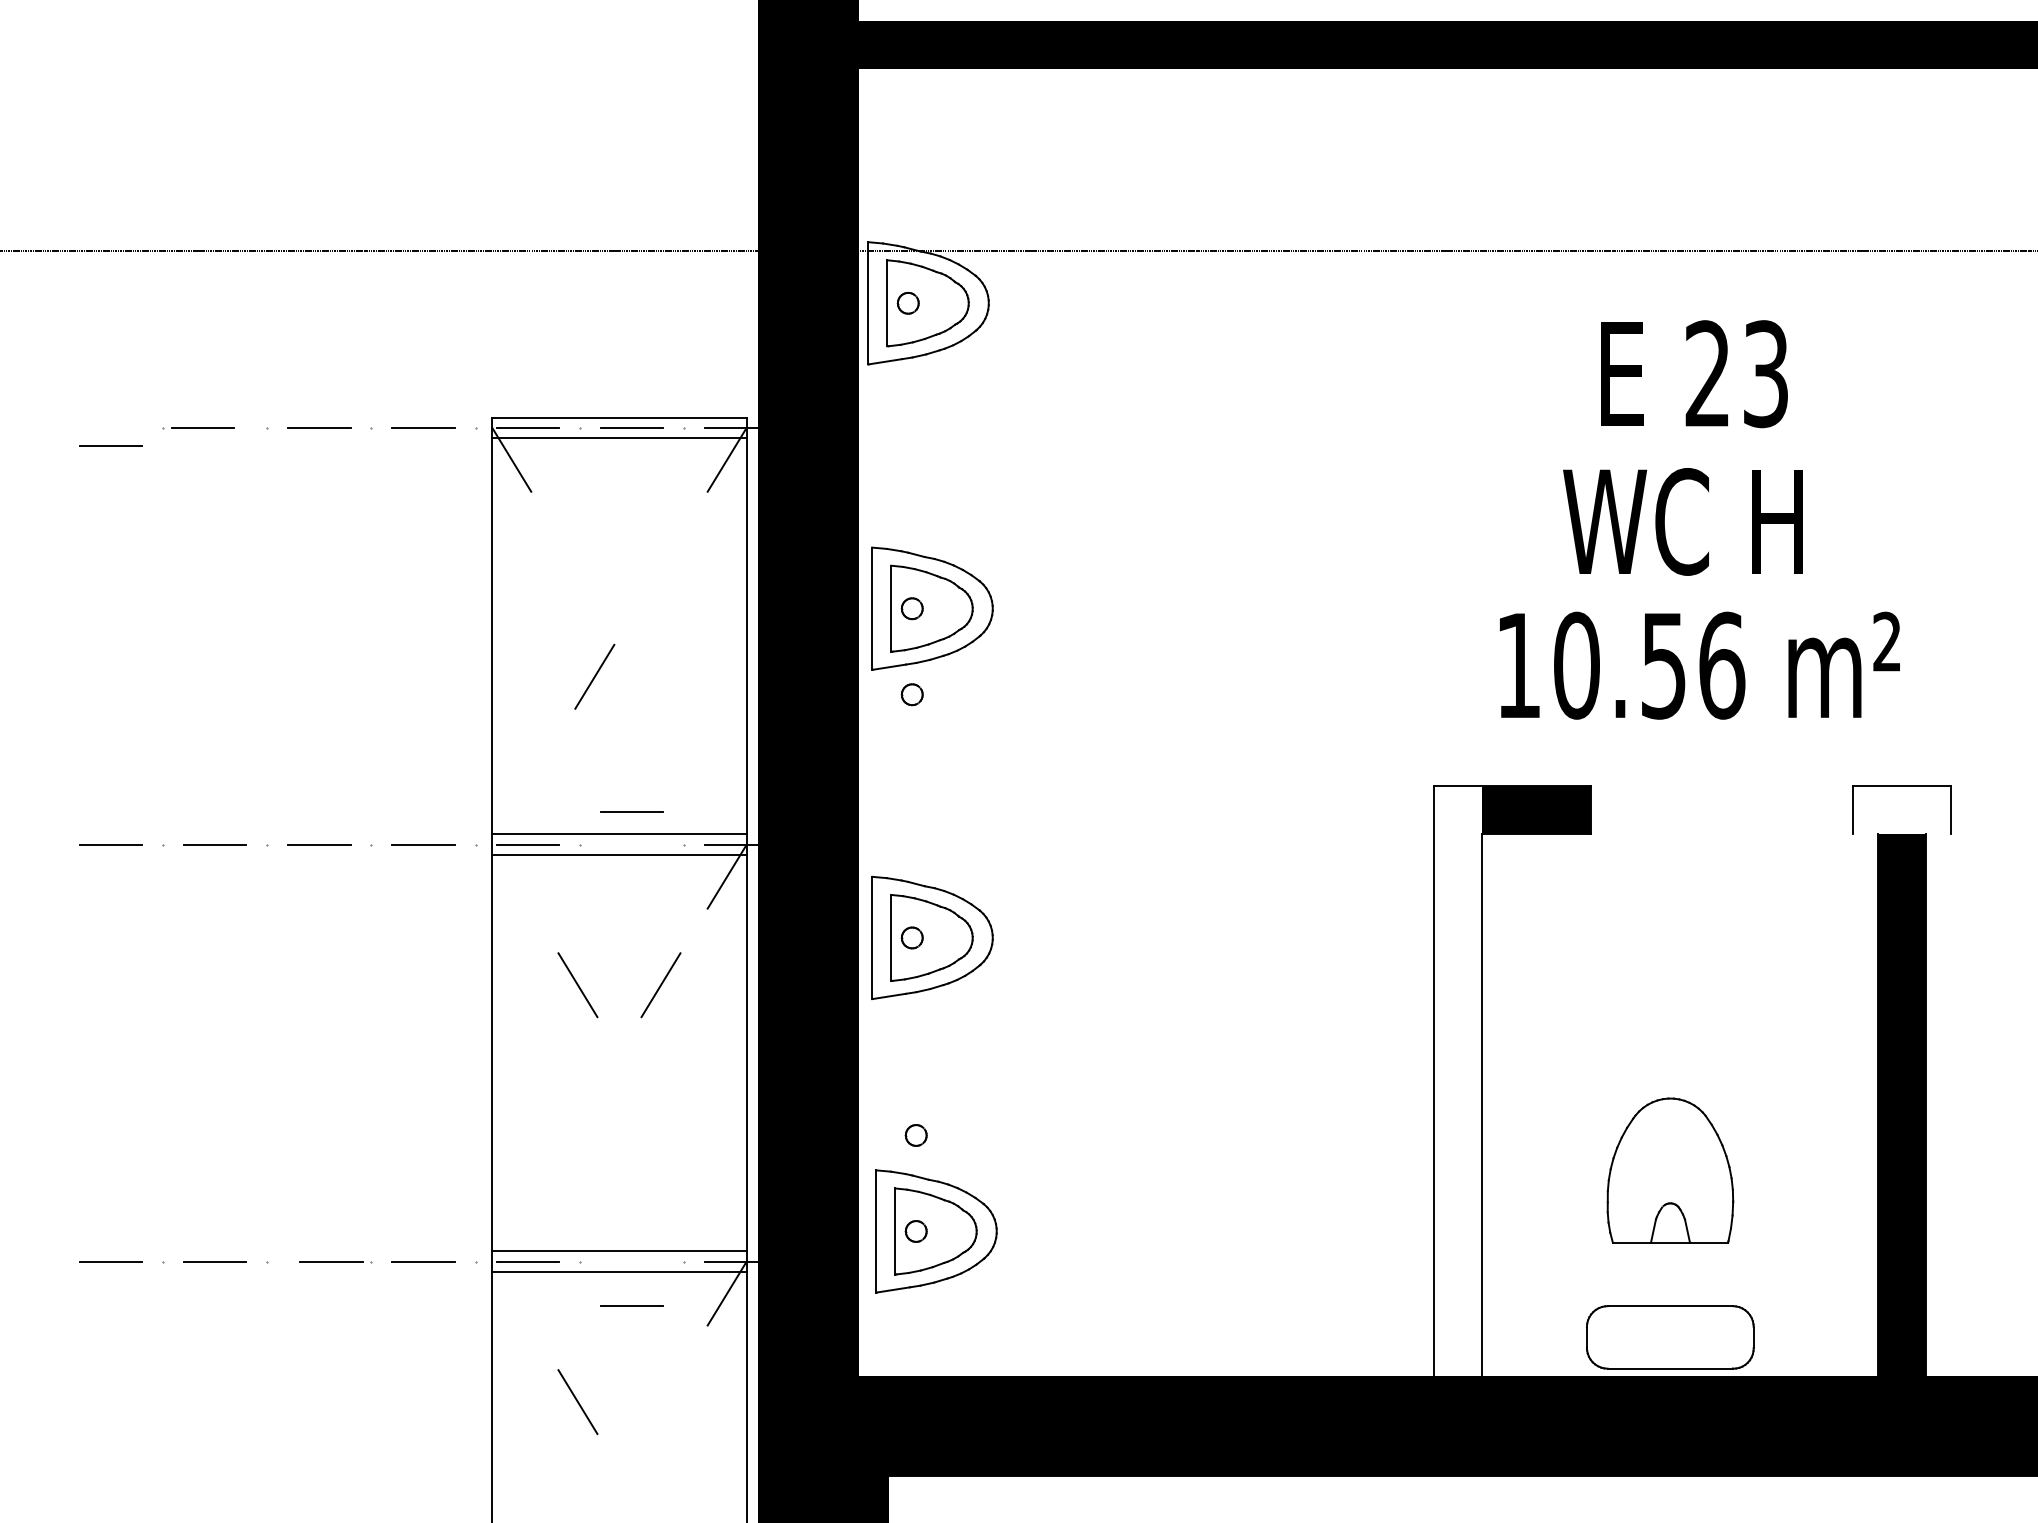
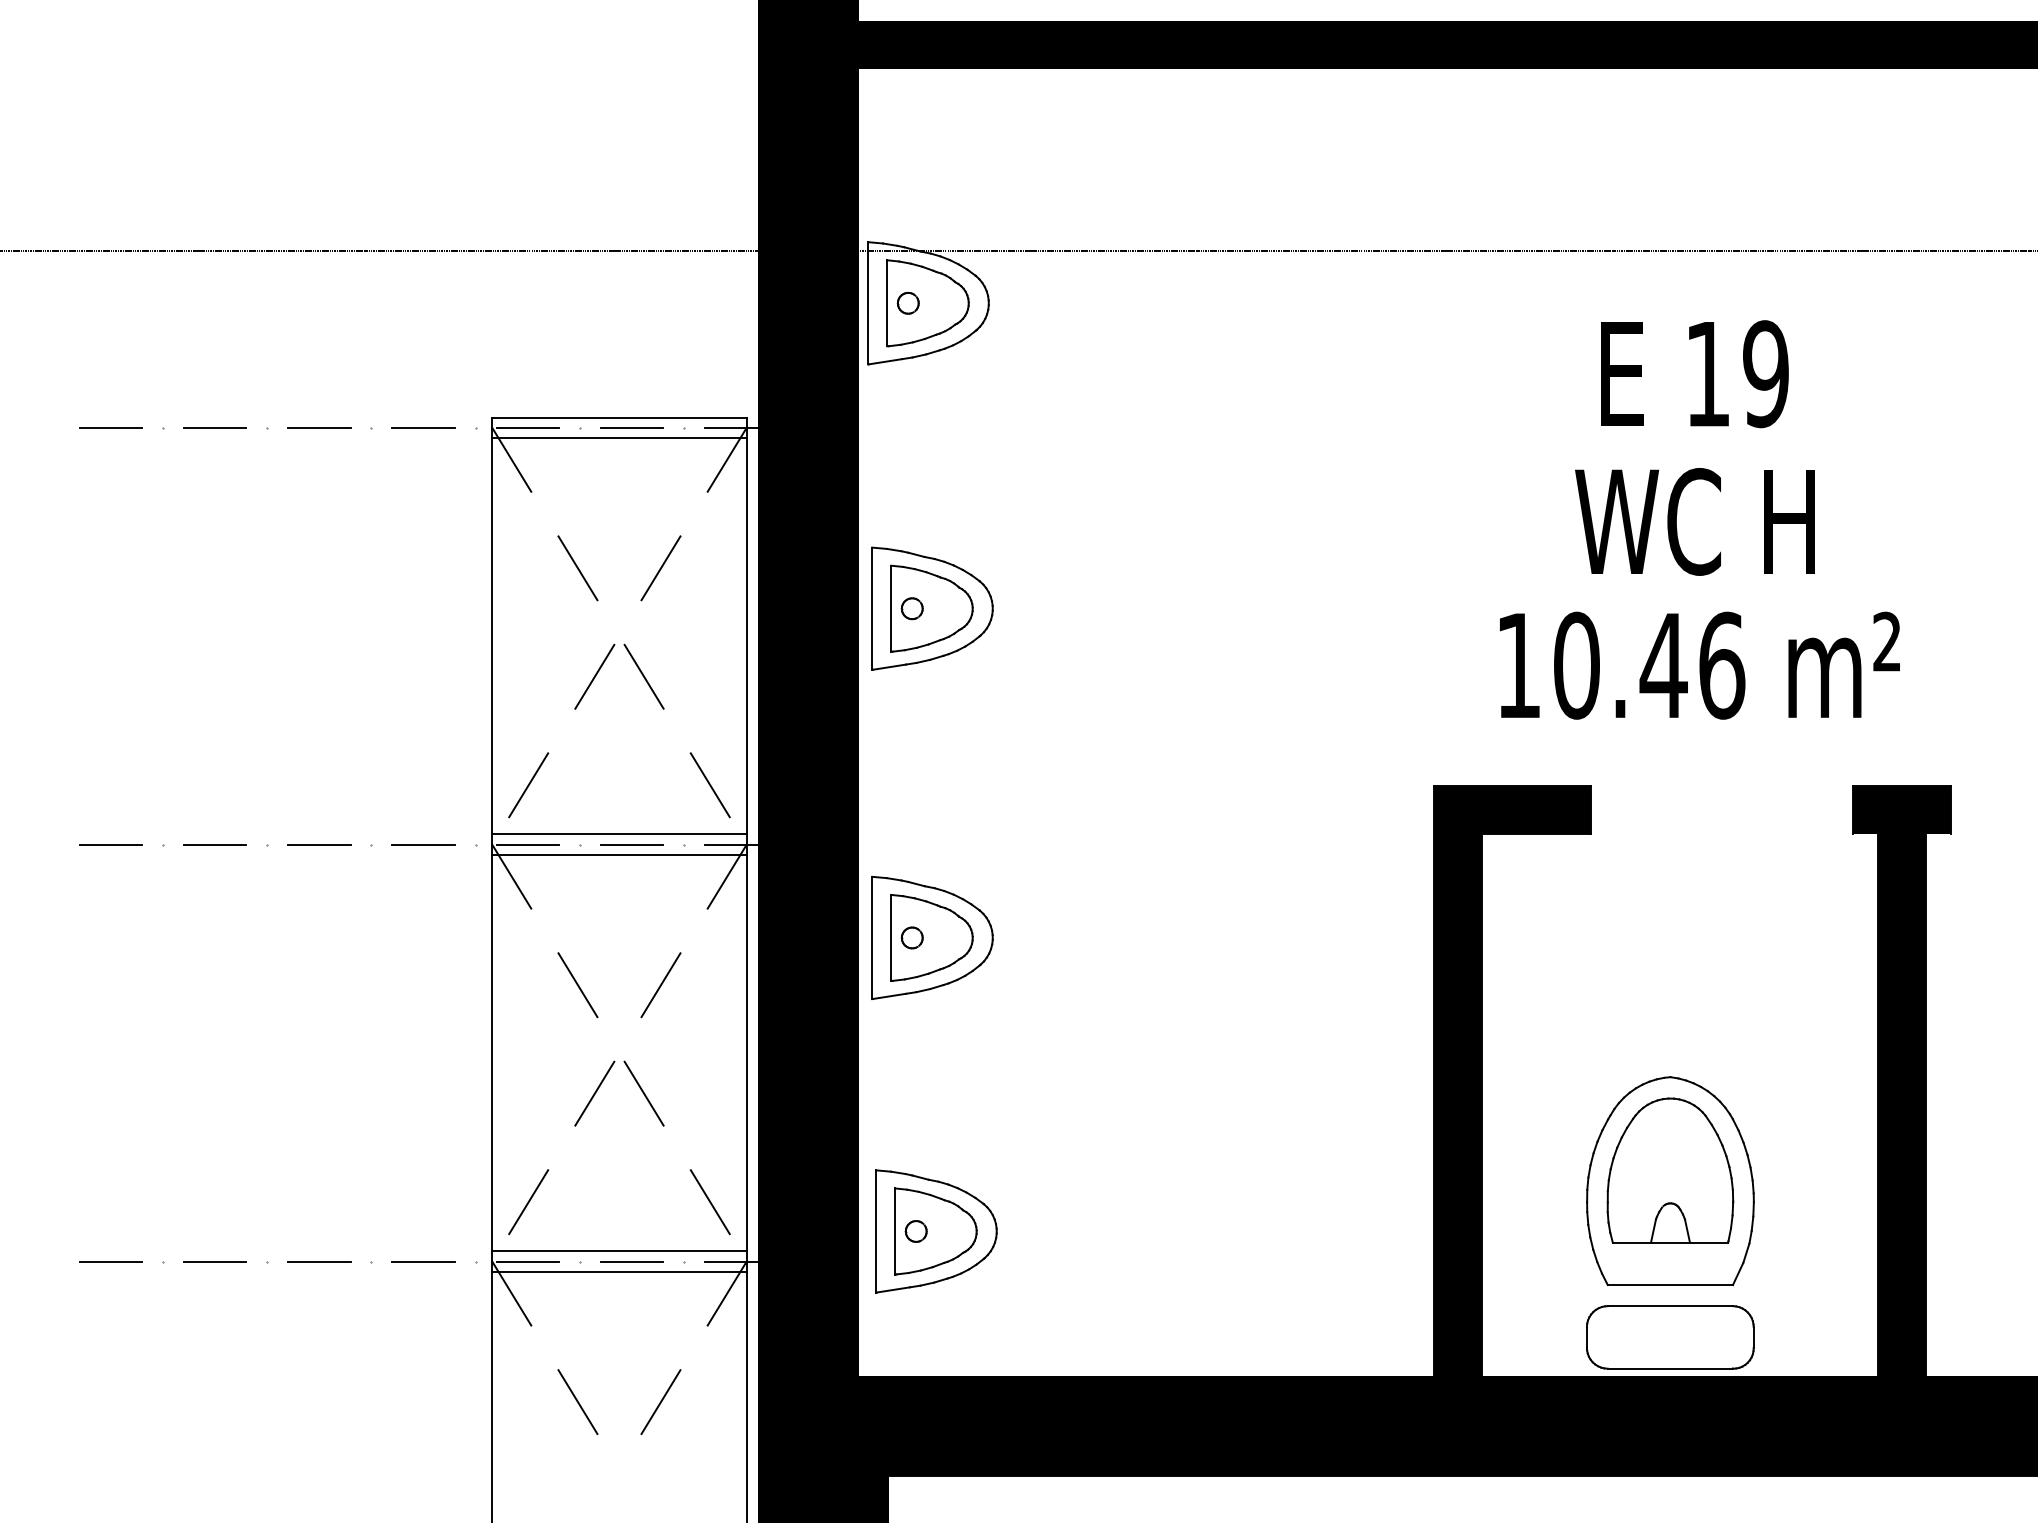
text: 23 -> 19 (1736, 374)
line position: (202, 427) -> (214, 427) (214, 427)
line position: (110, 445) -> (110, 427) (110, 427)
text position: (1682, 521) -> (1694, 521) (1694, 521)
line: none -> present (577, 568)
line: none -> present (660, 568)
text: 10.56 -> 10.46 (1663, 666)
line: none -> present (643, 676)
part: present -> none (911, 694)
line: none -> present (528, 785)
line: none -> present (709, 785)
fill: none -> present (1902, 810)
line position: (631, 811) -> (631, 844) (631, 844)
line: none -> present (511, 876)
fill: none -> present (1458, 1081)
line: none -> present (594, 1093)
line: none -> present (643, 1093)
part: present -> none (915, 1135)
part: none -> present (1670, 1181)
line: none -> present (528, 1202)
line: none -> present (709, 1202)
line position: (331, 1261) -> (319, 1261) (319, 1261)
line: none -> present (511, 1293)
line position: (631, 1305) -> (631, 1261) (631, 1261)
line: none -> present (660, 1401)
